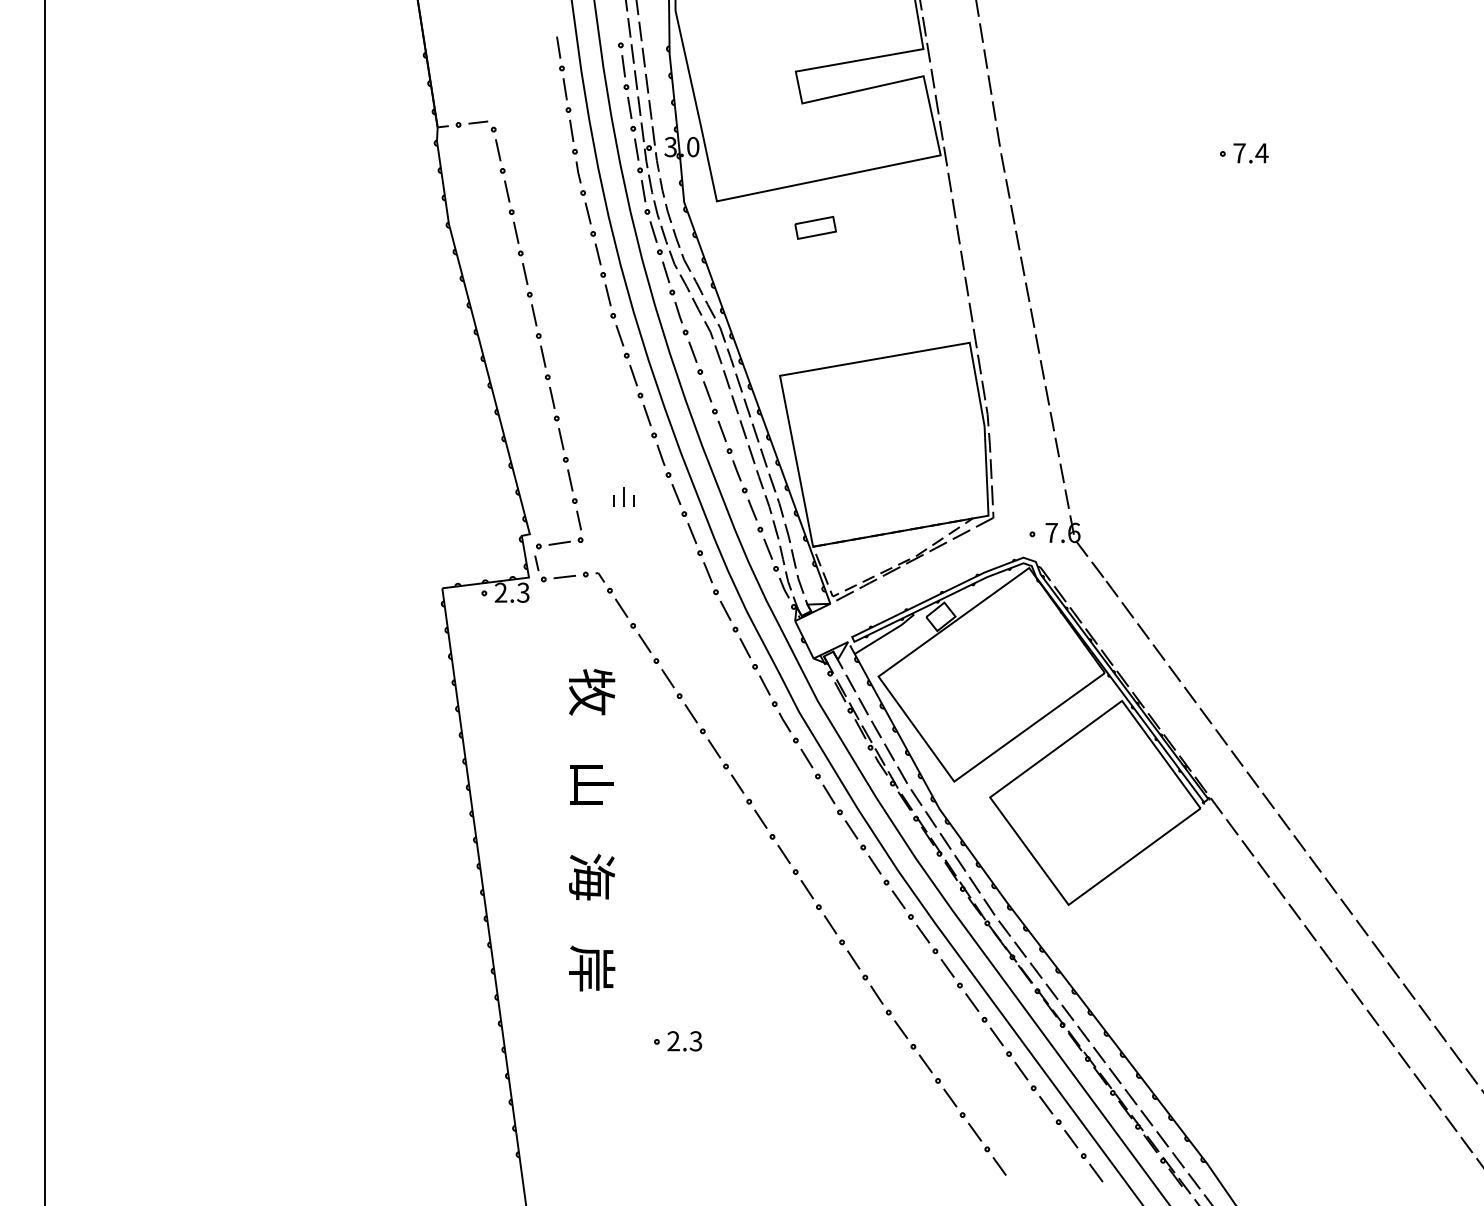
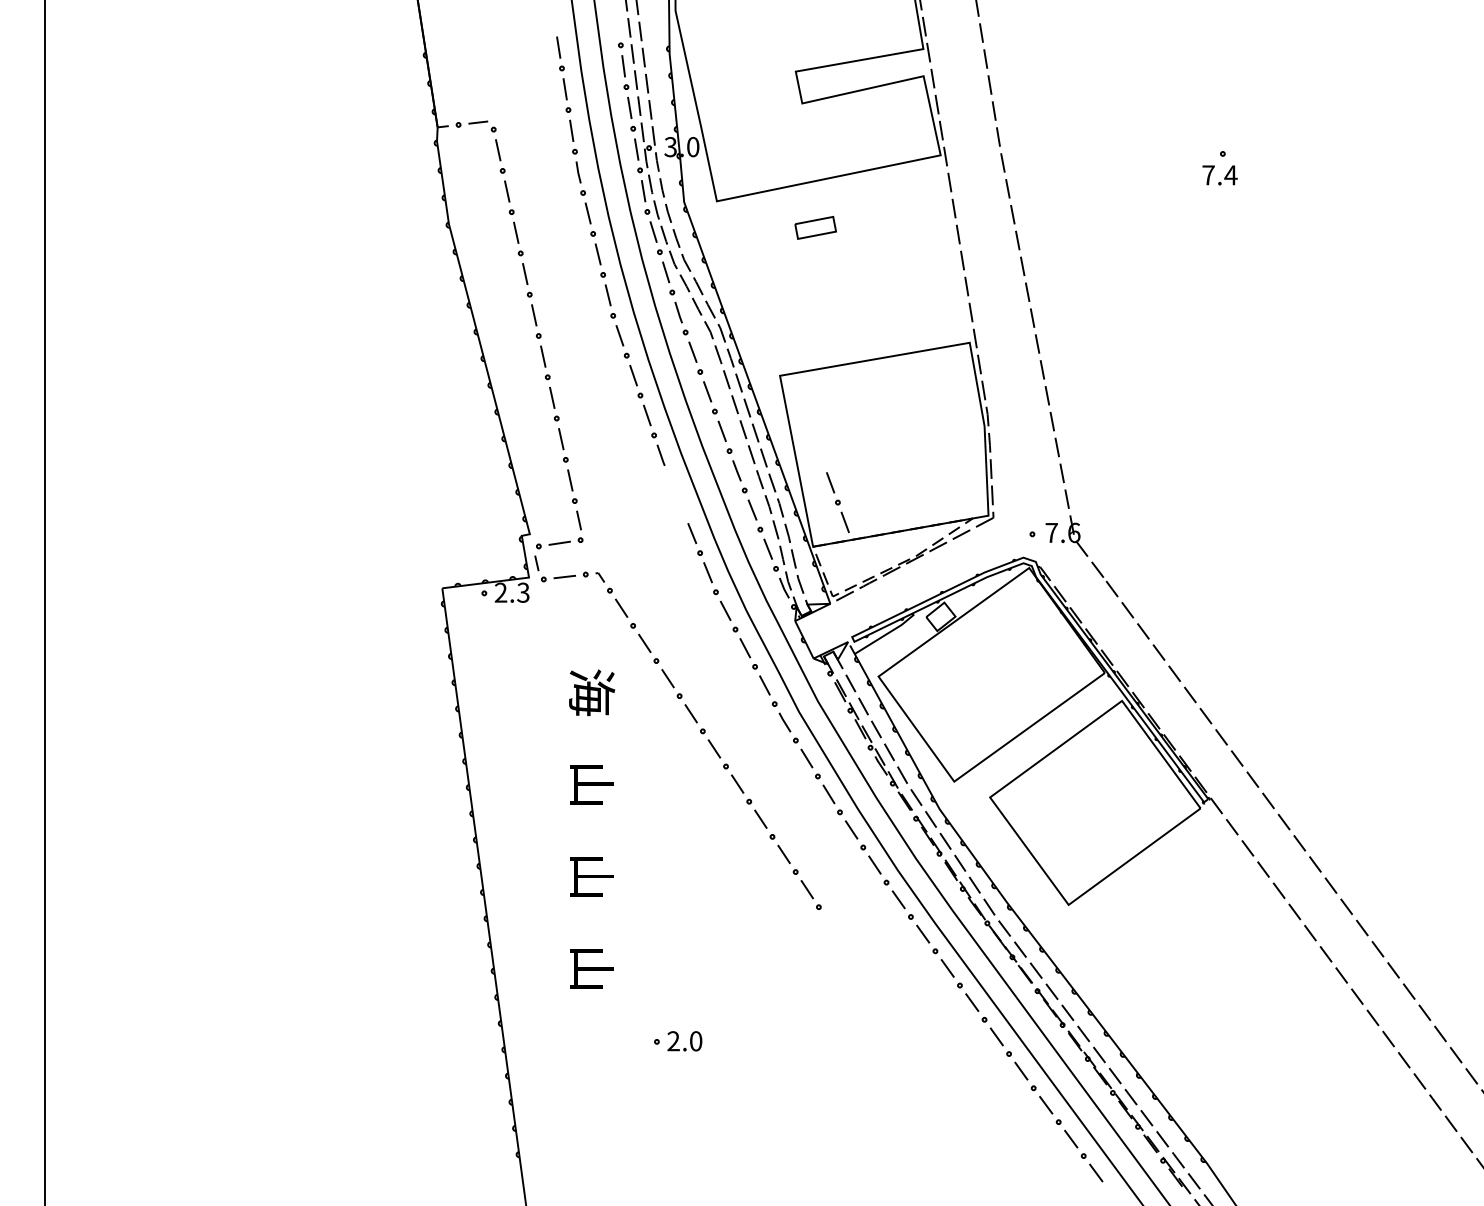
text position: (1250, 153) -> (1219, 175) (1219, 175)
part: present -> none (676, 494)
part: present -> none (623, 496)
part: none -> present (837, 502)
text: 牧 -> 海 (592, 692)
text: 海 -> 山 (592, 876)
text: 岸 -> 山 (592, 968)
text: 2.3 -> 2.0 (695, 1041)
part: present -> none (914, 1045)
